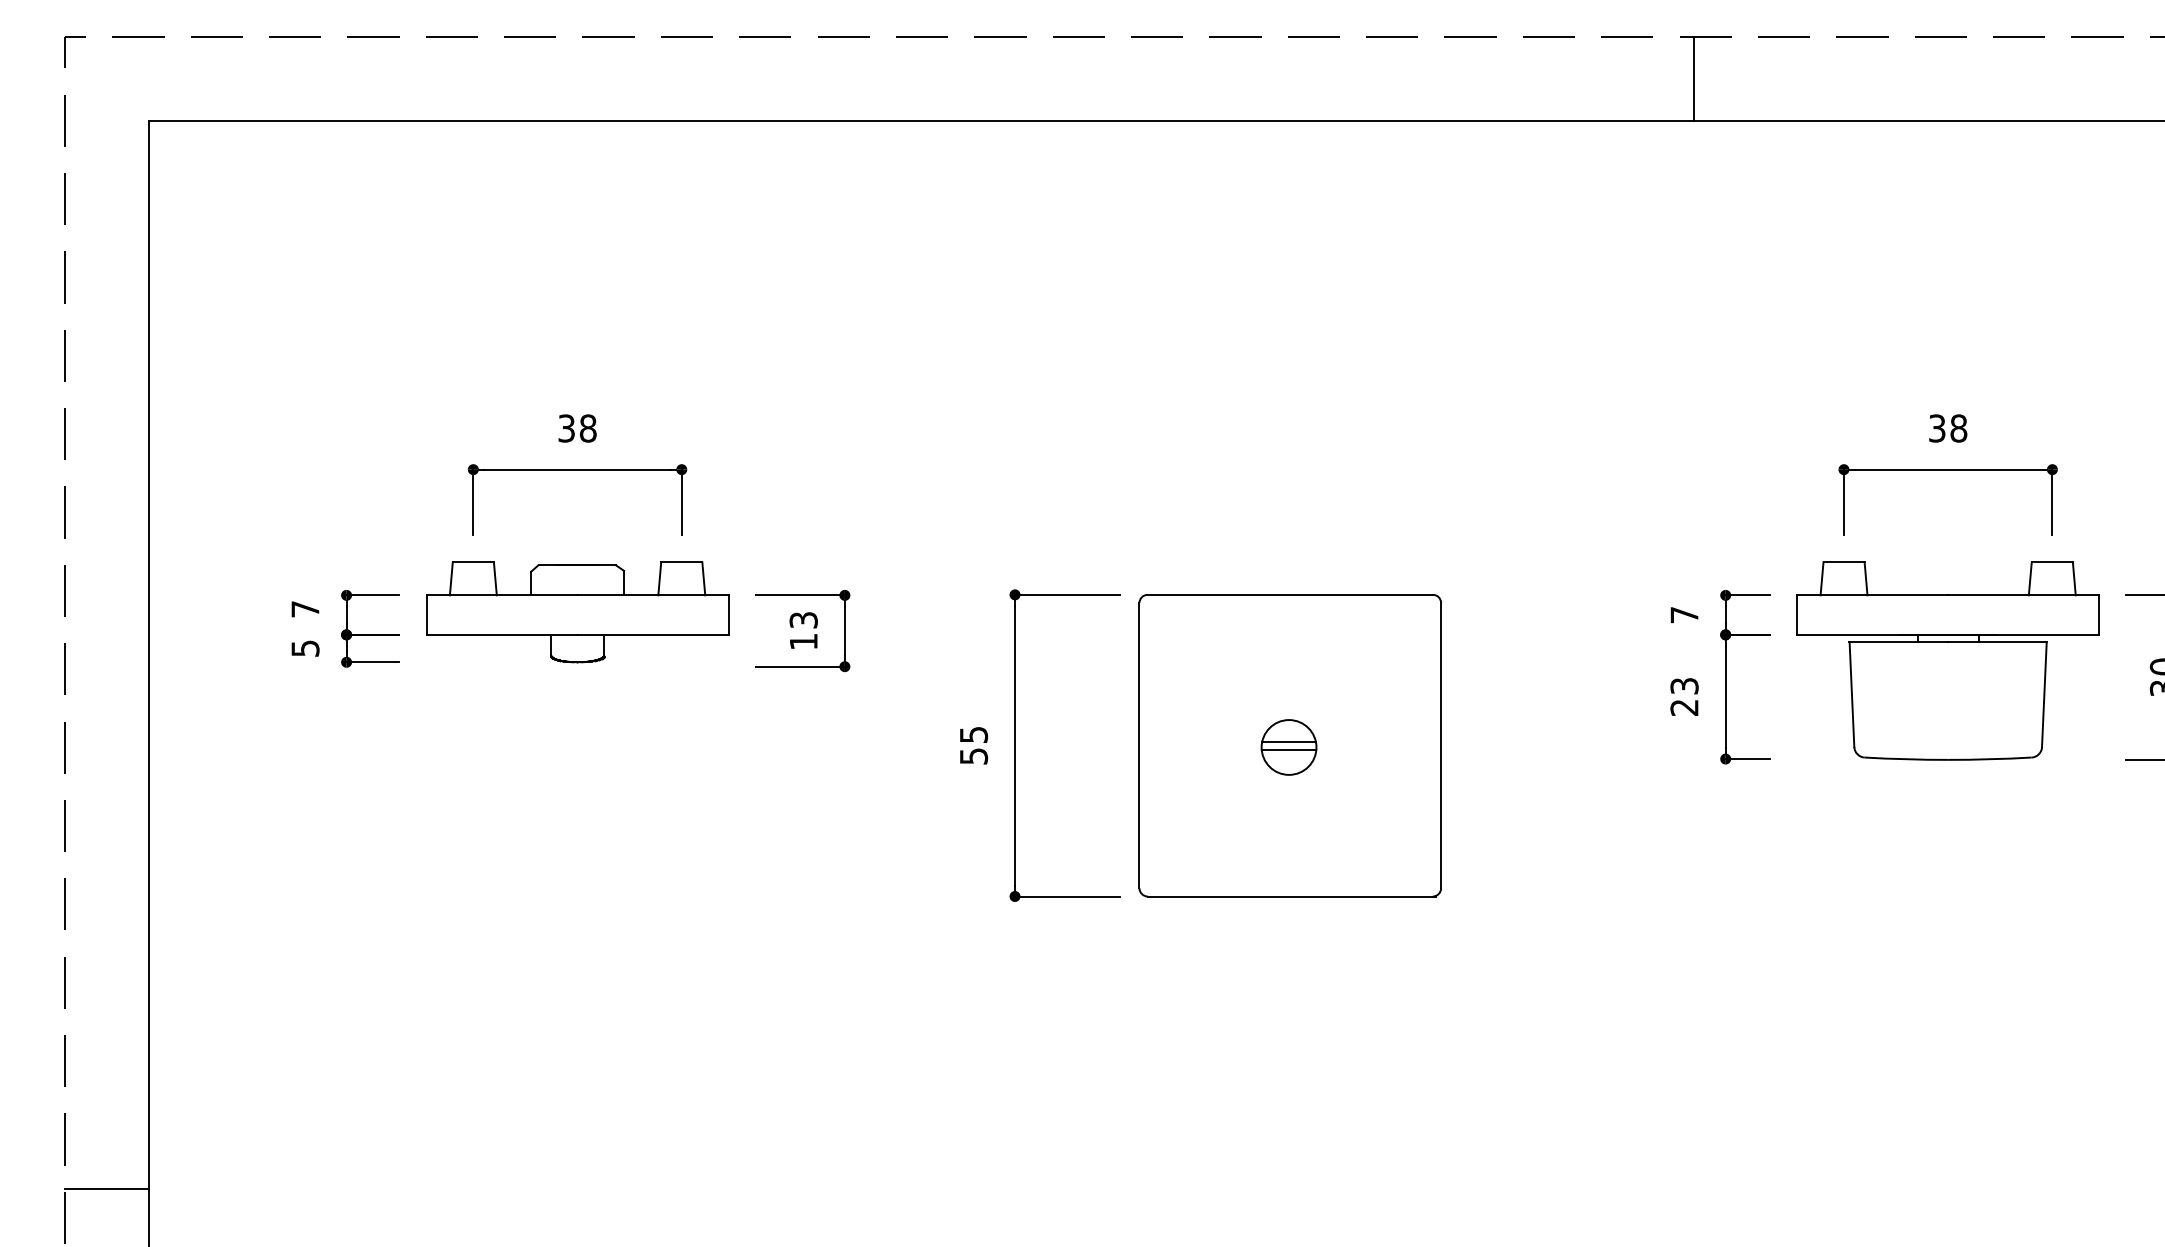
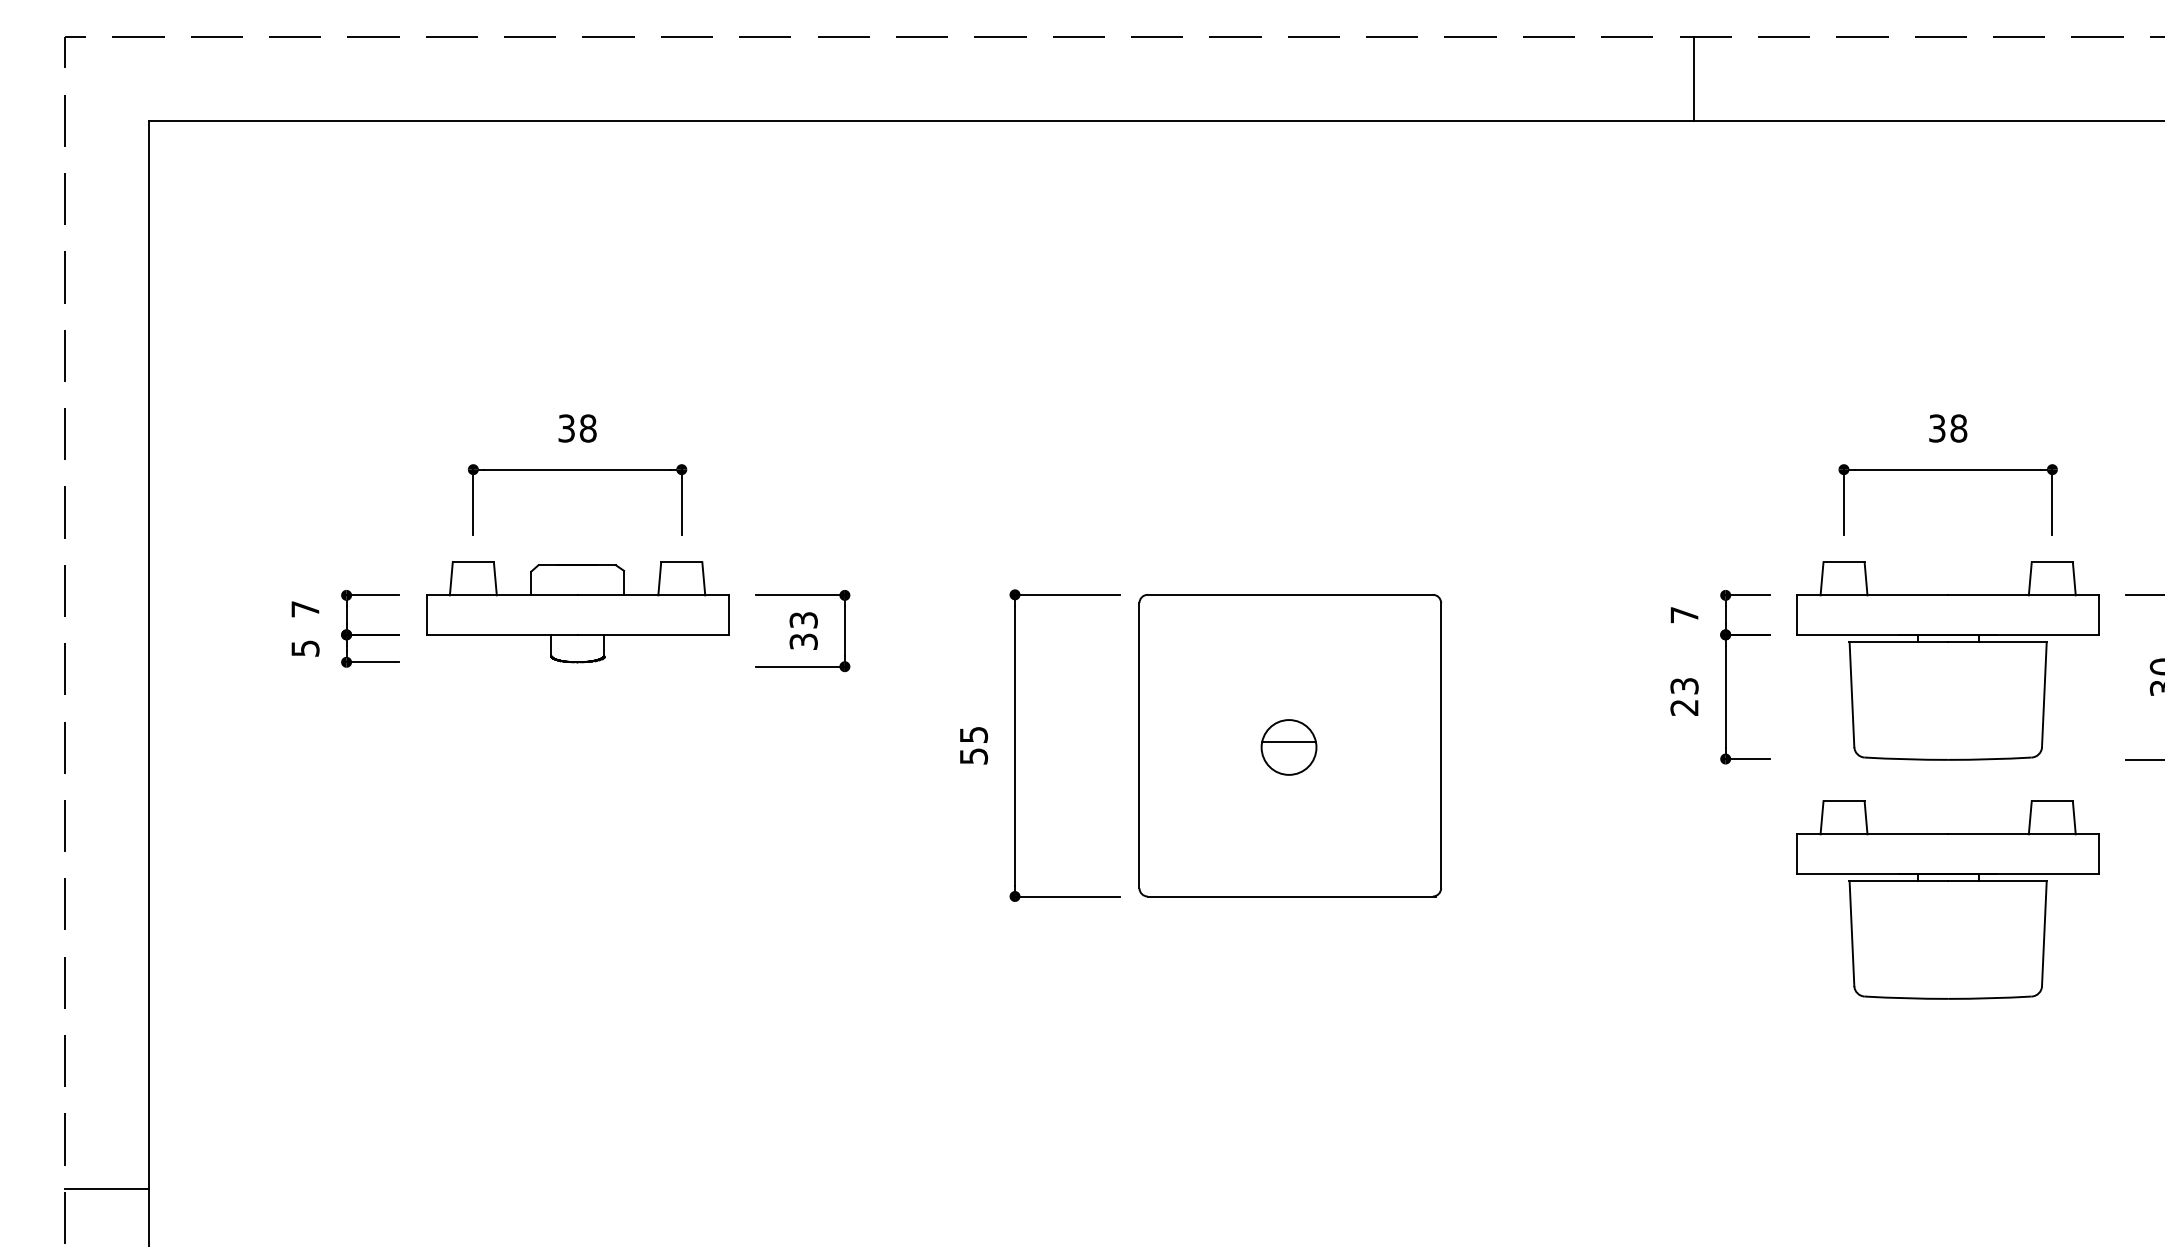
text: 13 -> 33 (803, 641)
line: present -> none (1288, 750)
part: none -> present (1947, 899)
